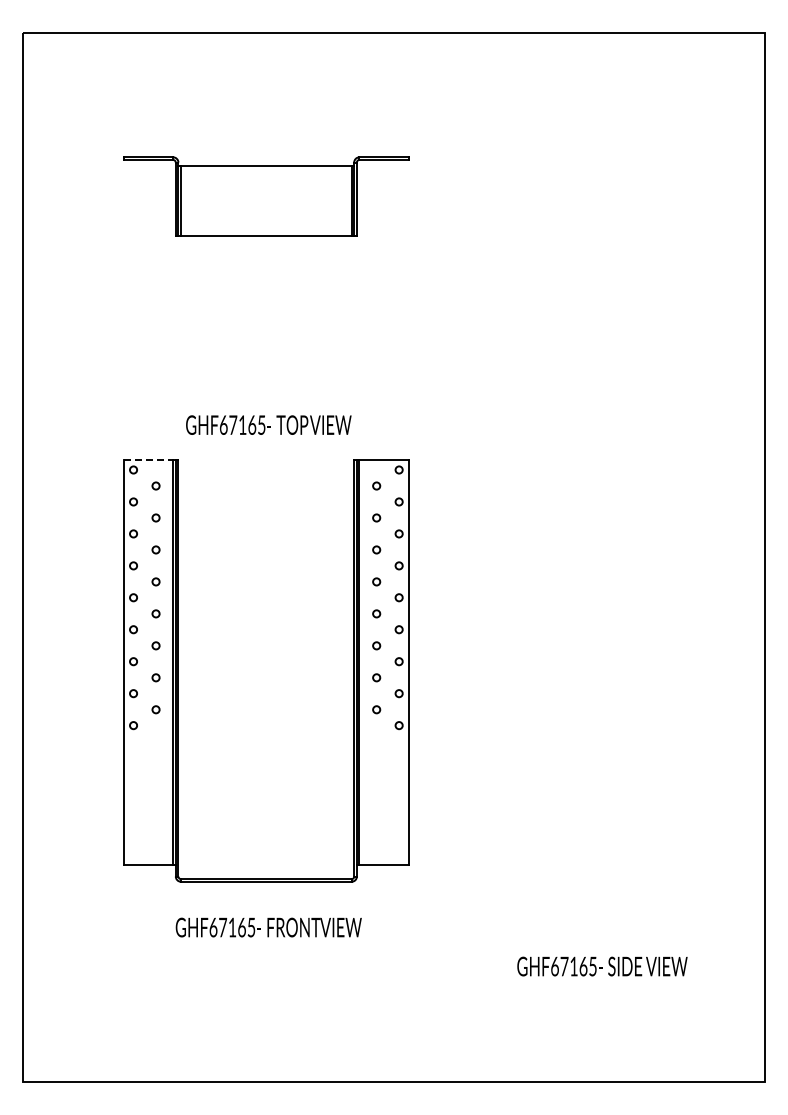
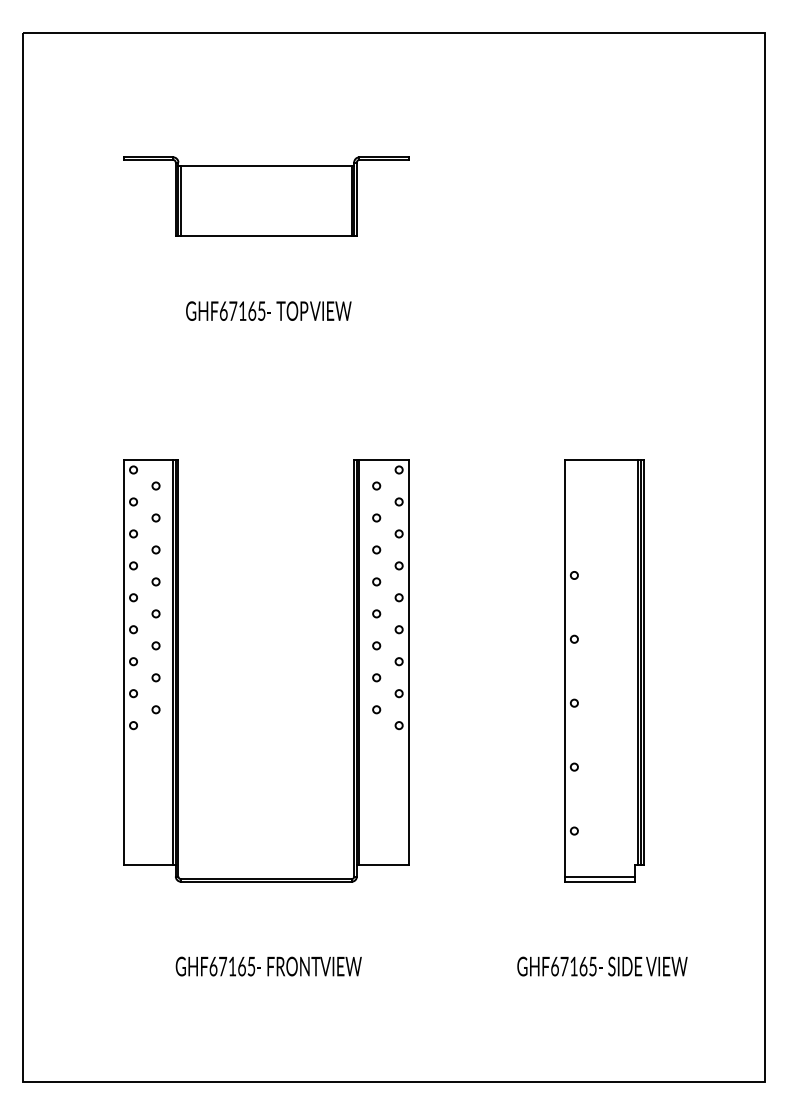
text position: (268, 424) -> (268, 310) (268, 310)
line: dashed -> solid (148, 460)
part: none -> present (604, 670)
text position: (268, 927) -> (268, 966) (268, 966)
